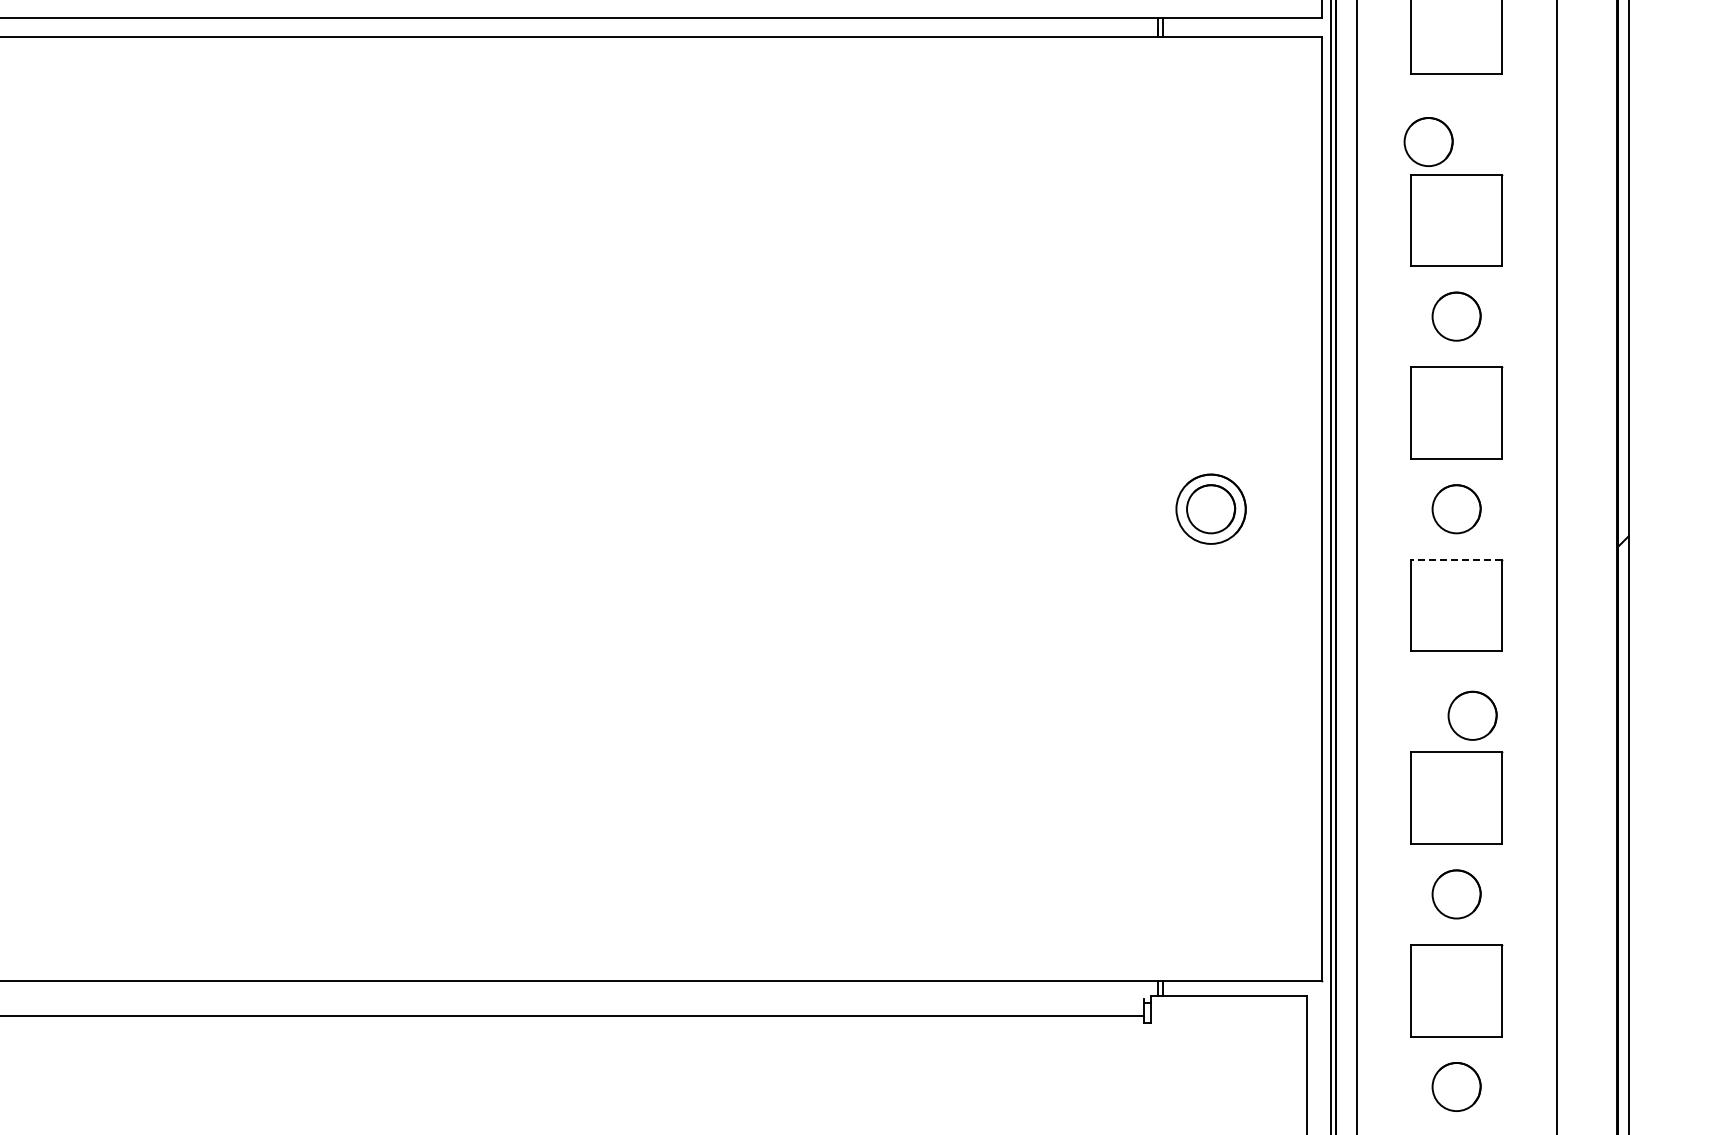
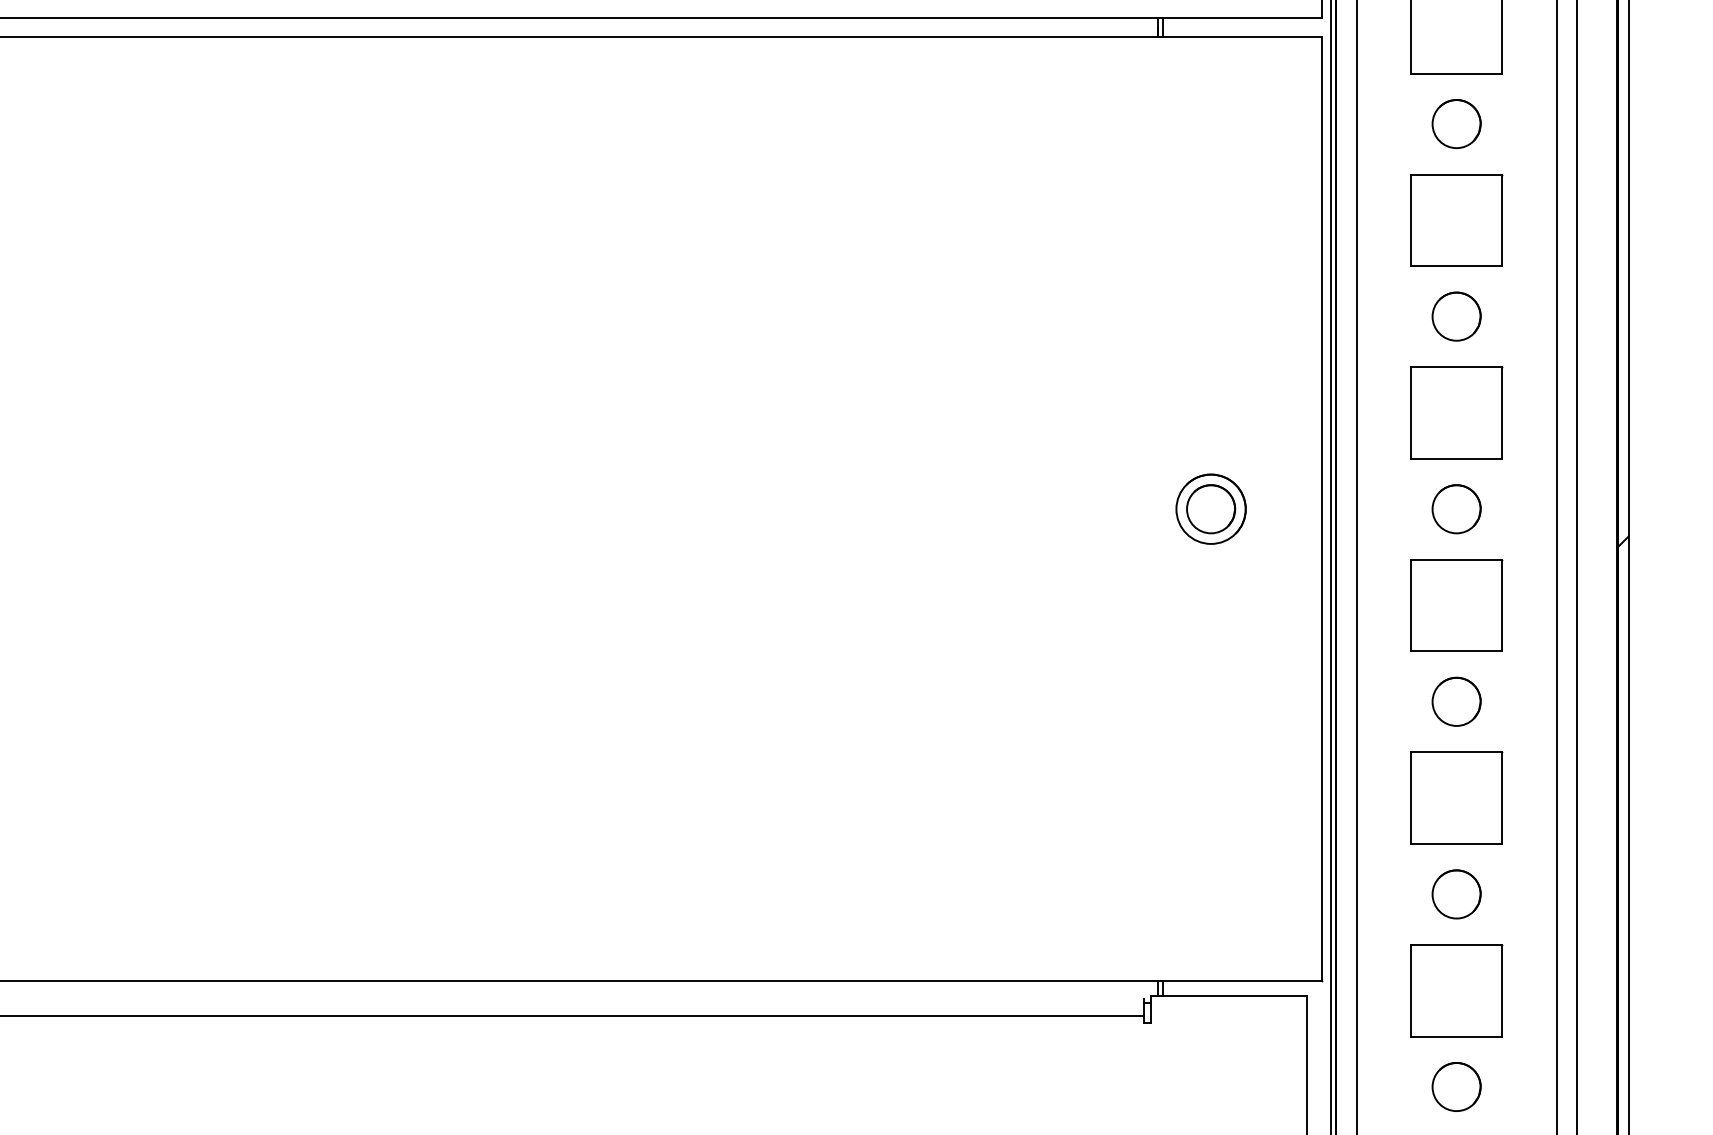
circle position: (1428, 141) -> (1456, 123) (1456, 123)
line: dashed -> solid (1456, 559)
line: none -> present (1577, 566)
circle position: (1472, 715) -> (1456, 701) (1456, 701)
